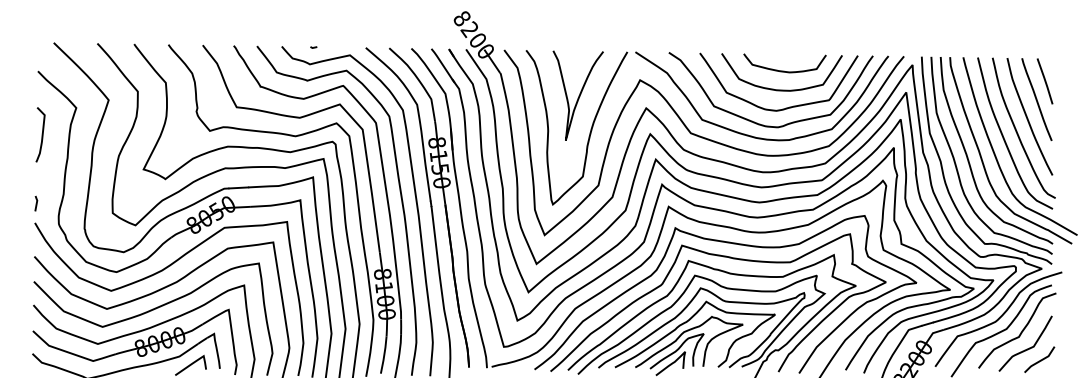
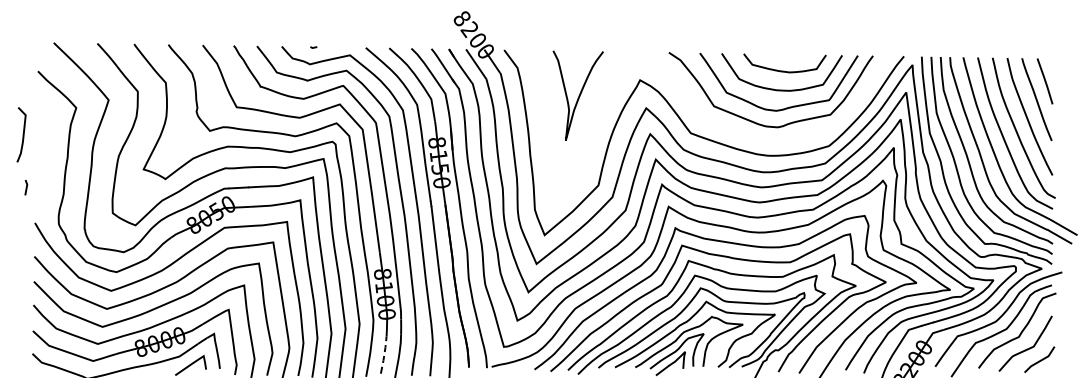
part: present -> none (707, 127)
curve position: (41, 134) -> (22, 134) (22, 134)
line position: (36, 203) -> (26, 187) (26, 187)
line: solid -> dashed (384, 354)
